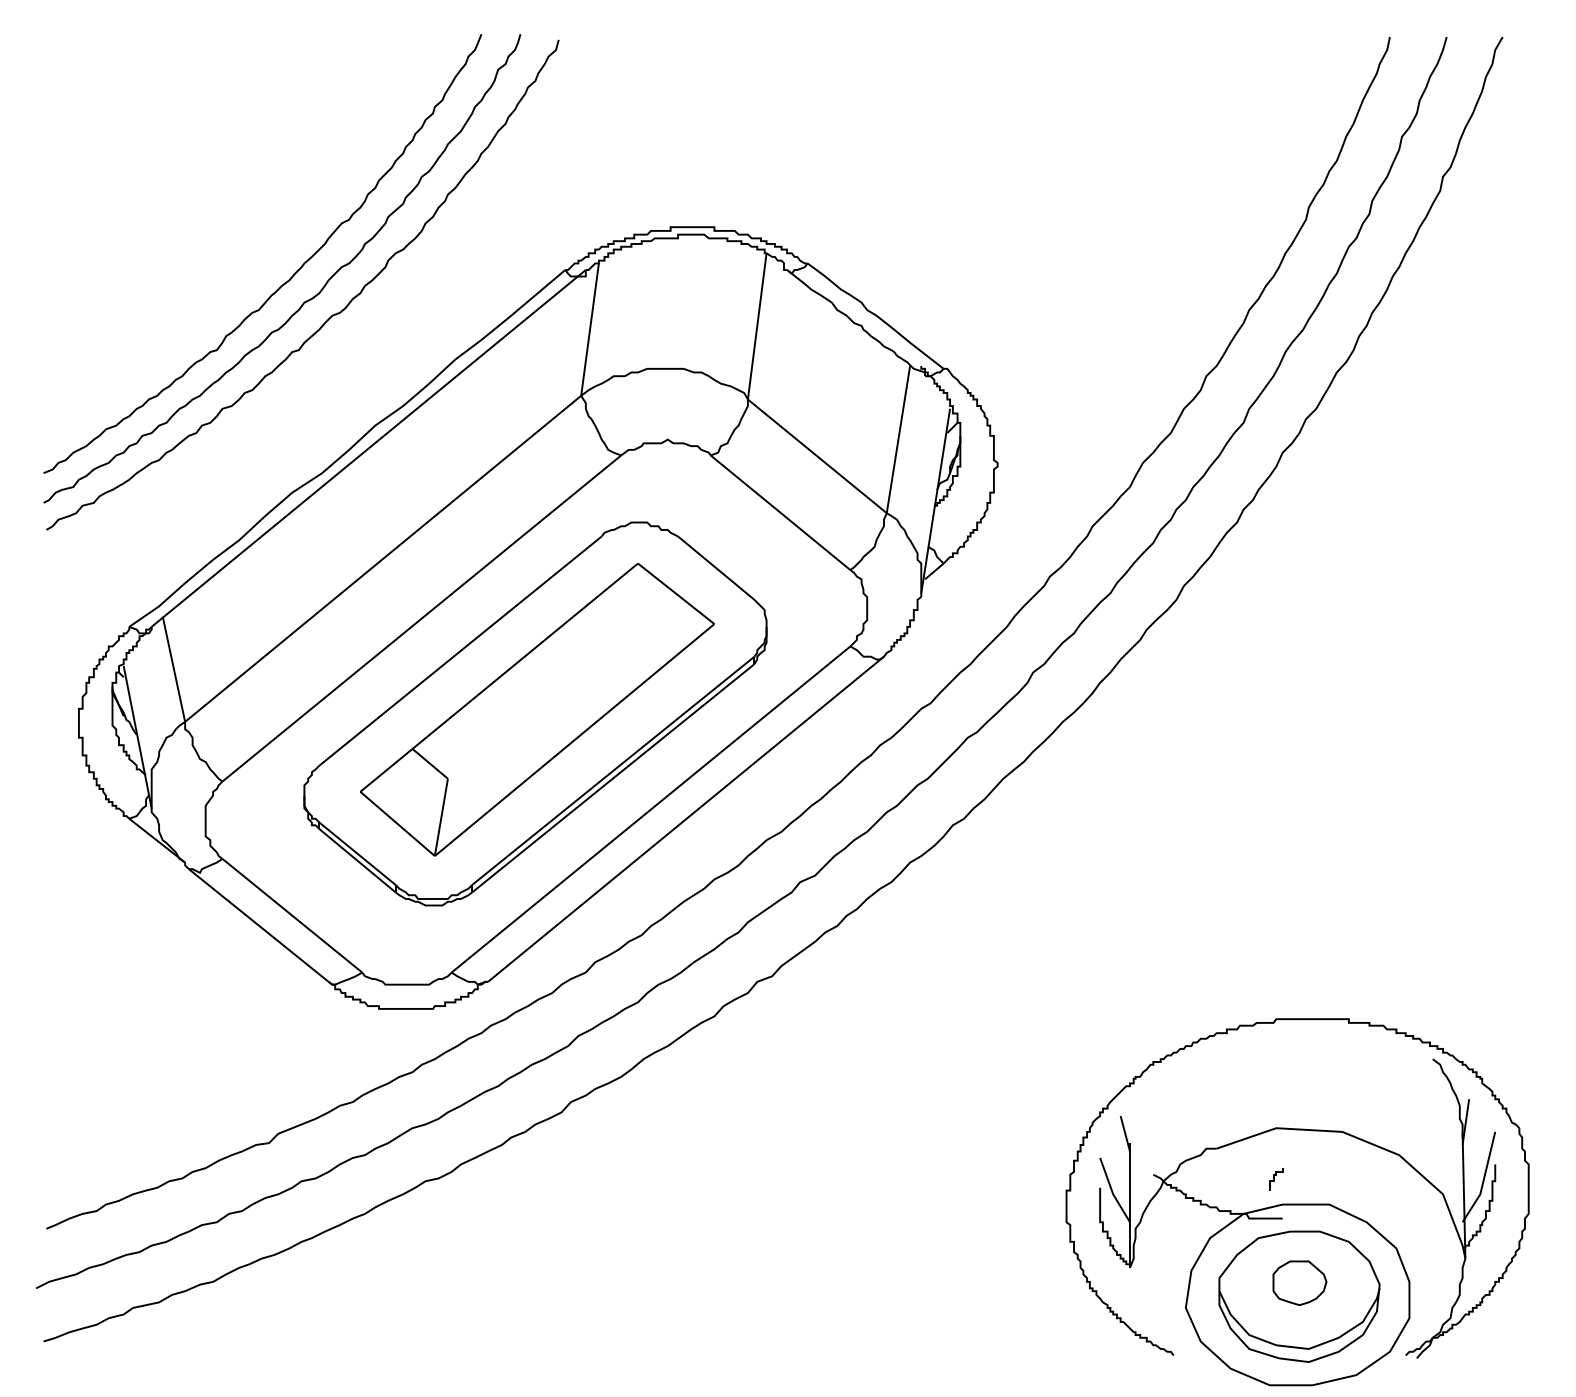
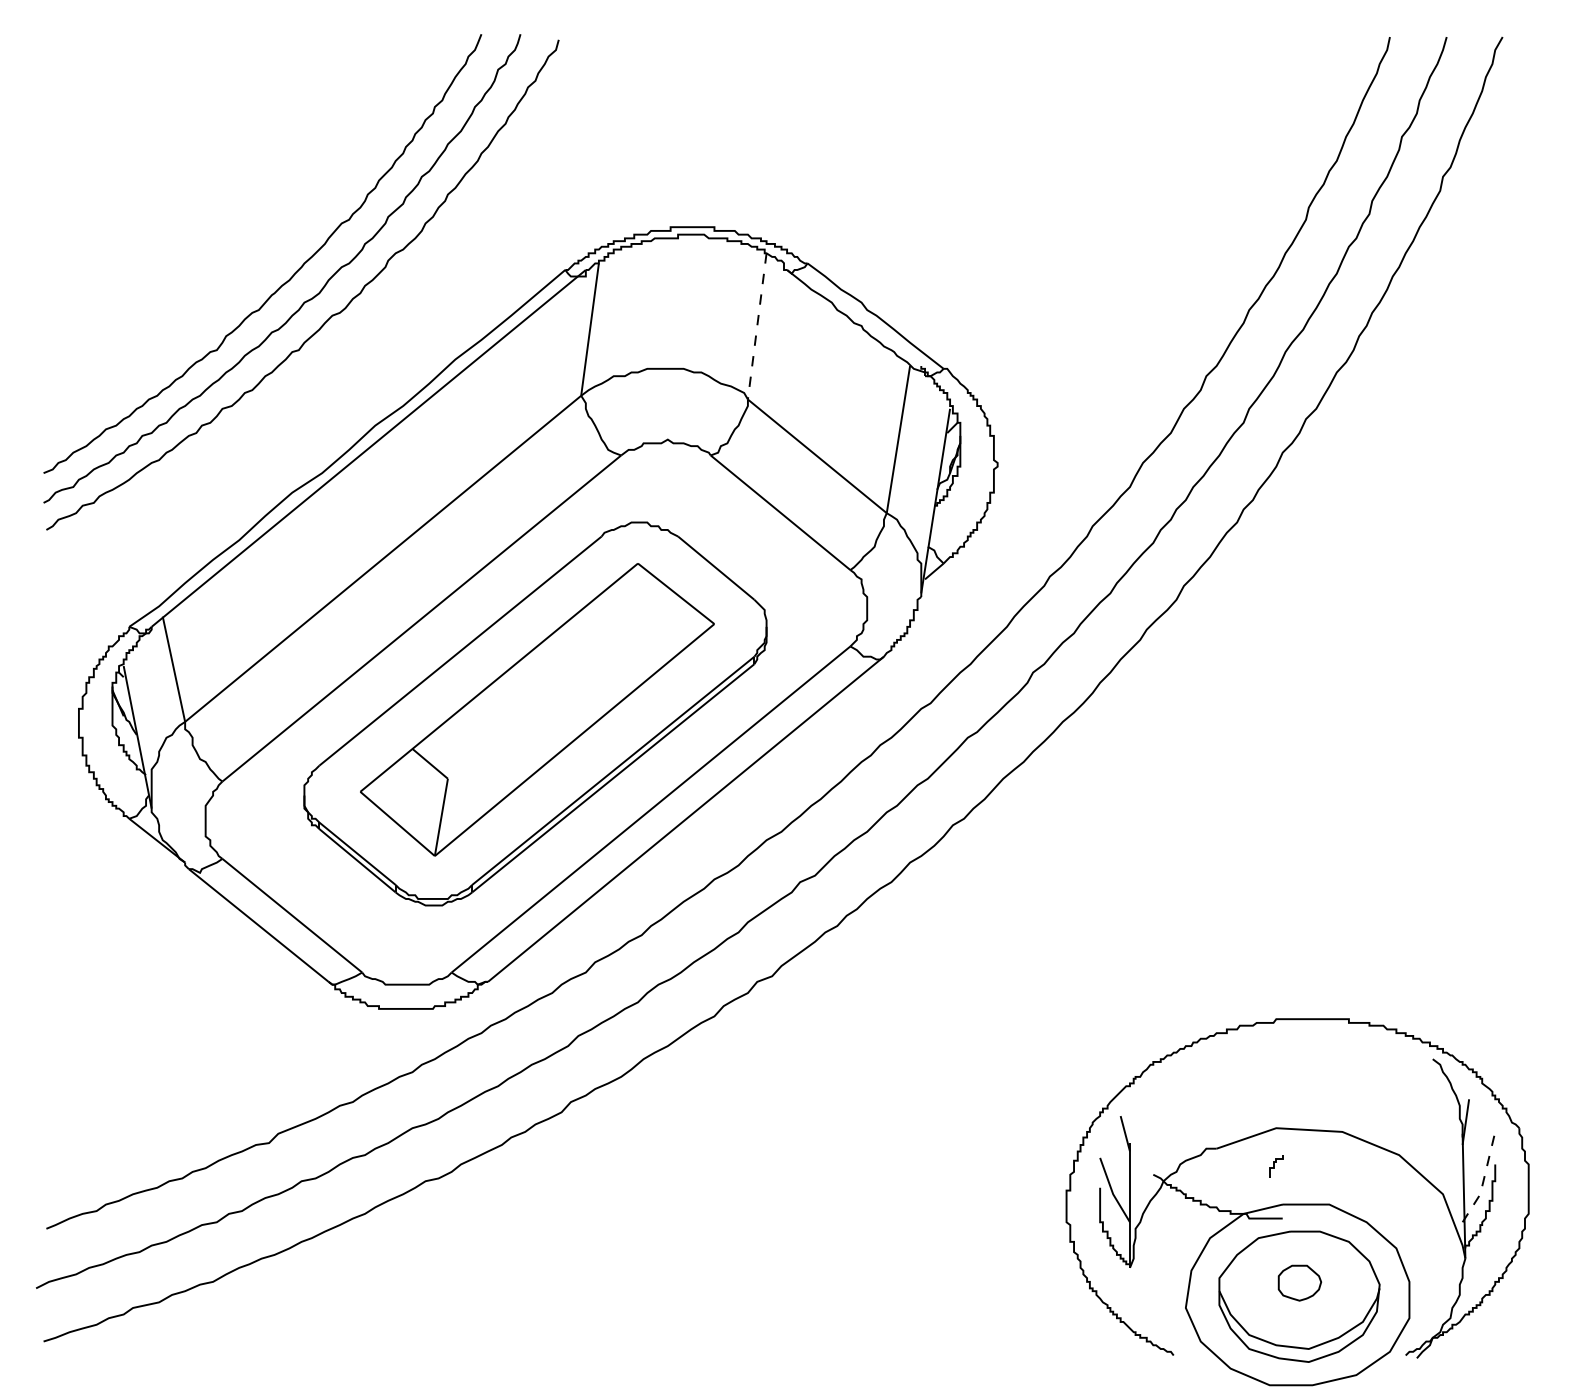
line: solid -> dashed (757, 326)
curve position: (1274, 1179) -> (1274, 1166) (1274, 1166)
line: solid -> dashed (1483, 1179)
part size: 56x46 px -> 46x38 px (1299, 1282)
